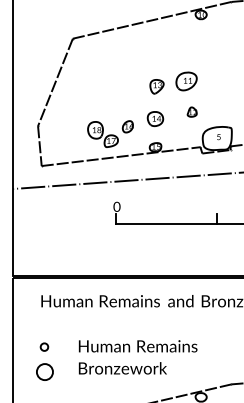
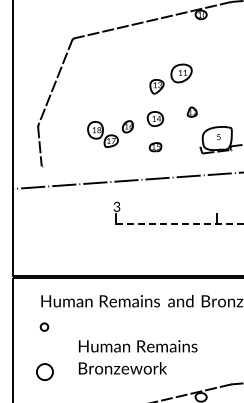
part position: (186, 81) -> (181, 73) (181, 73)
line: present -> none (120, 156)
text: 0 -> 3 (116, 206)
line: solid -> dashed (180, 224)
circle position: (44, 346) -> (44, 326) (44, 326)
